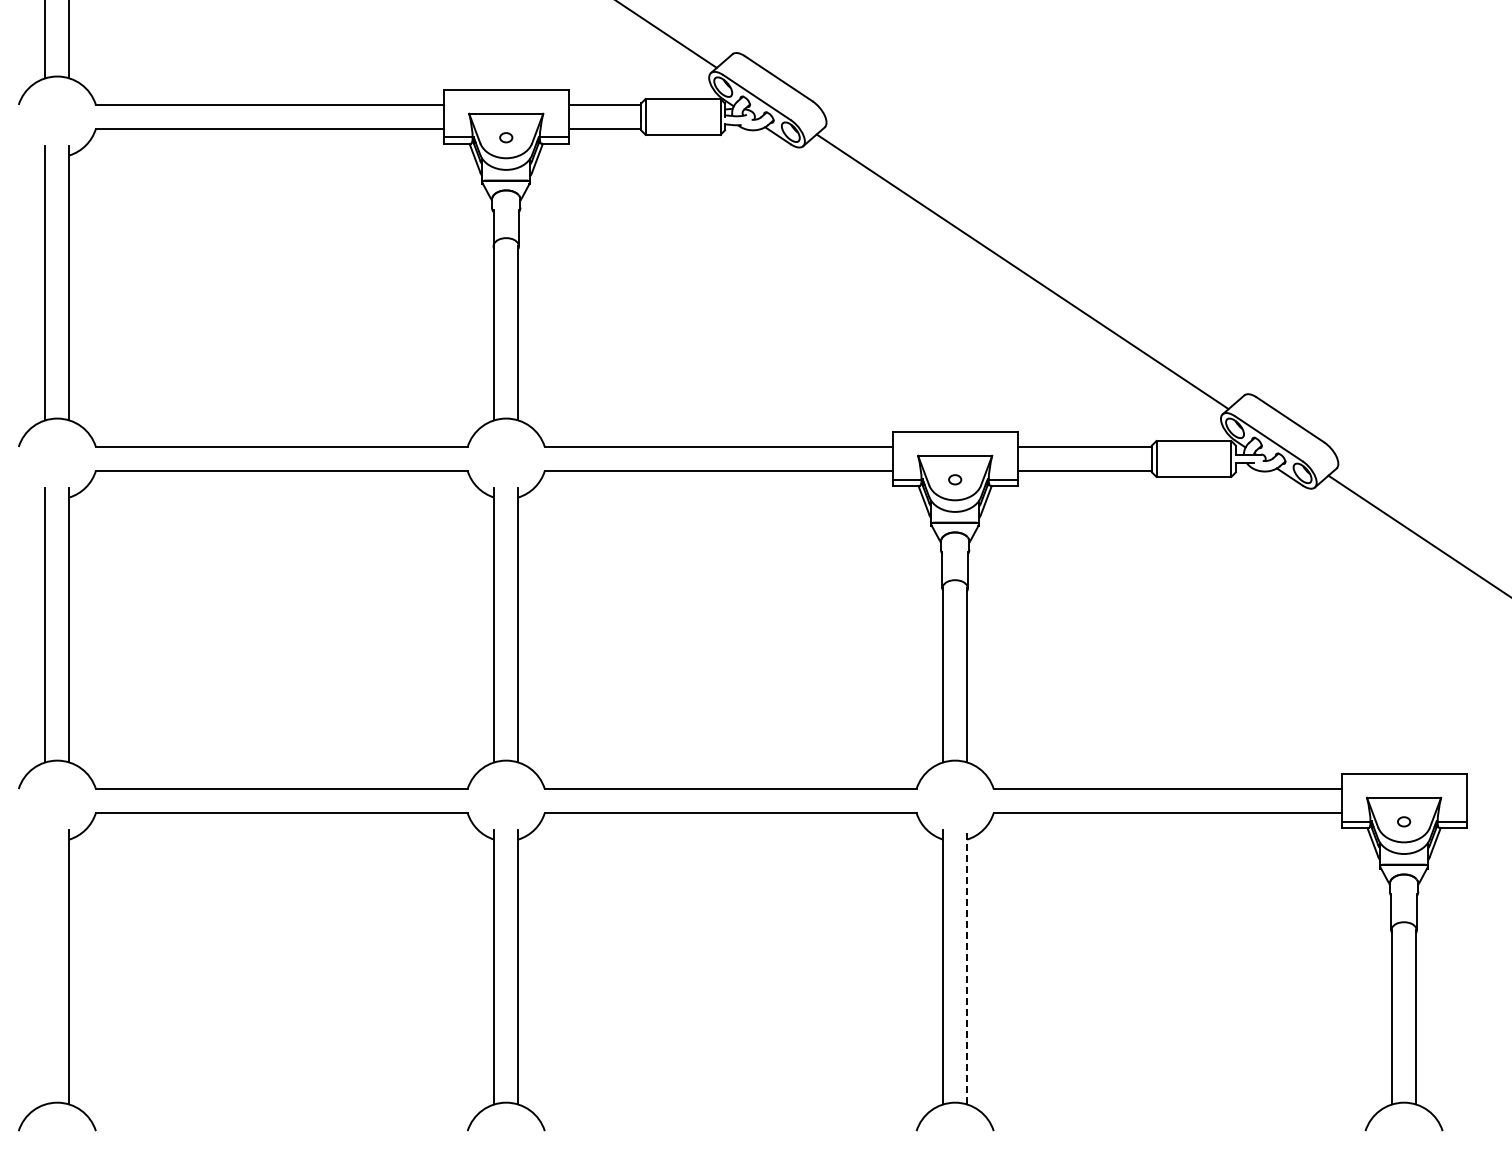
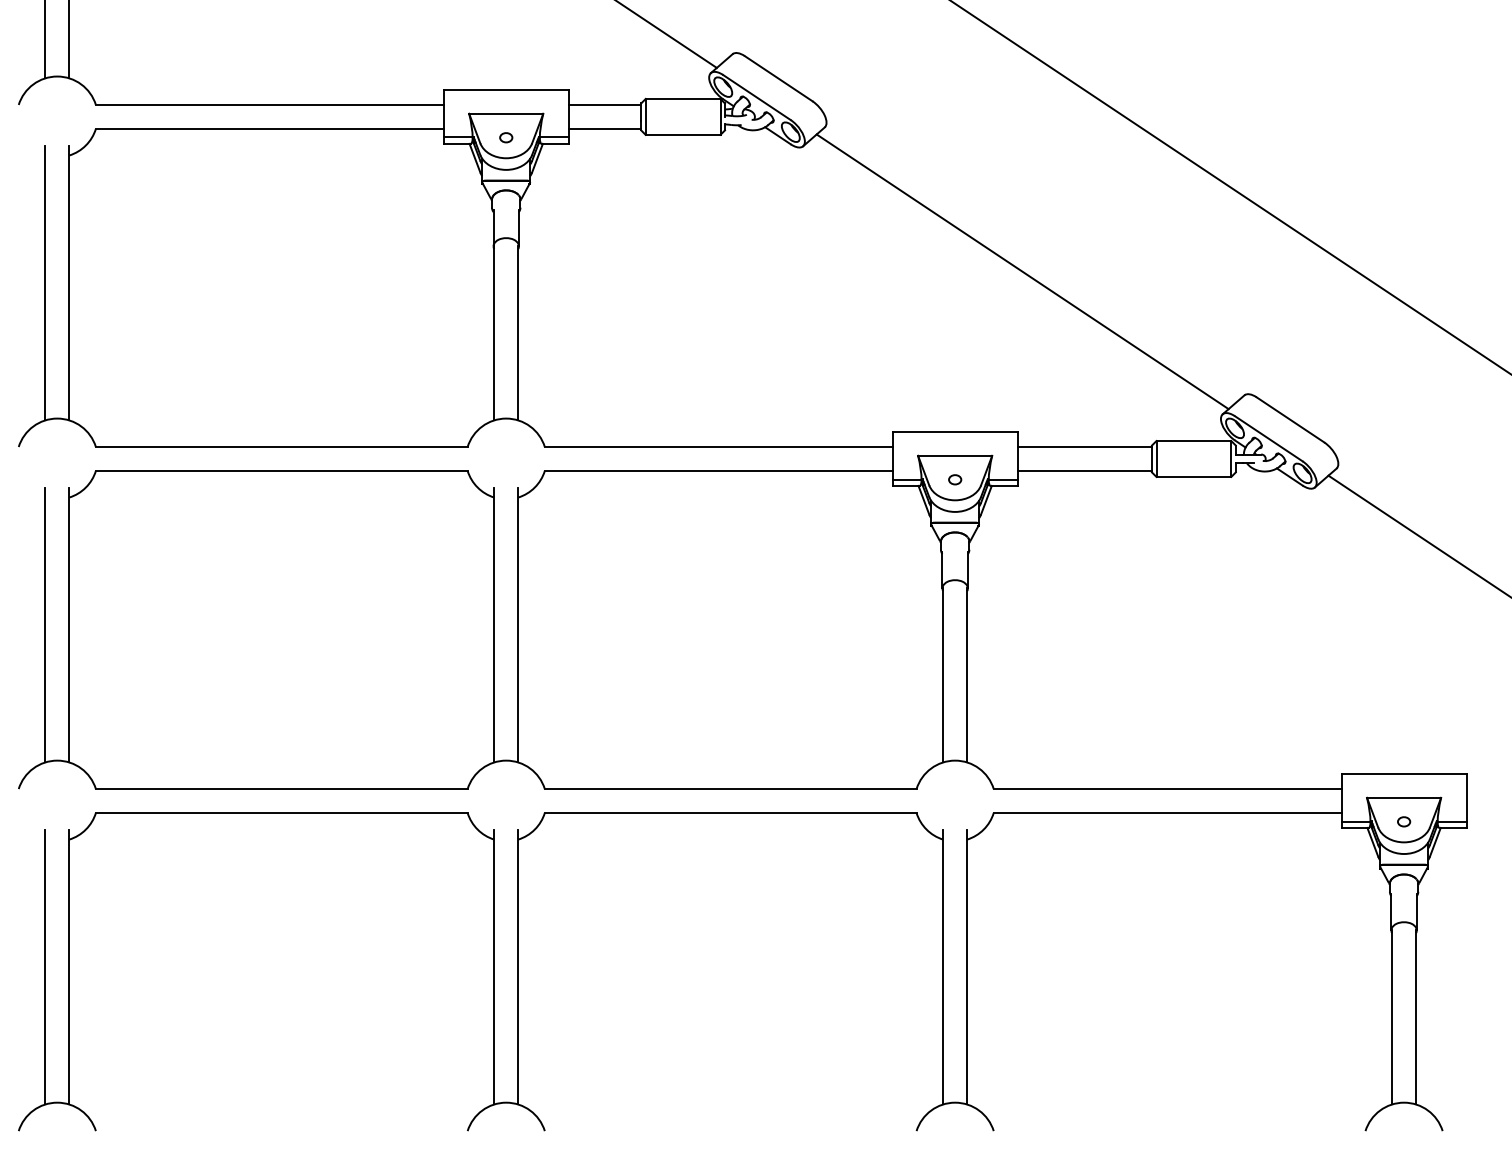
line: none -> present (1230, 187)
line: dashed -> solid (967, 966)
line: none -> present (45, 967)
